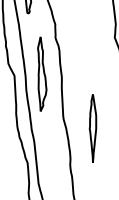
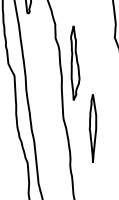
part position: (42, 73) -> (75, 62) (75, 62)
